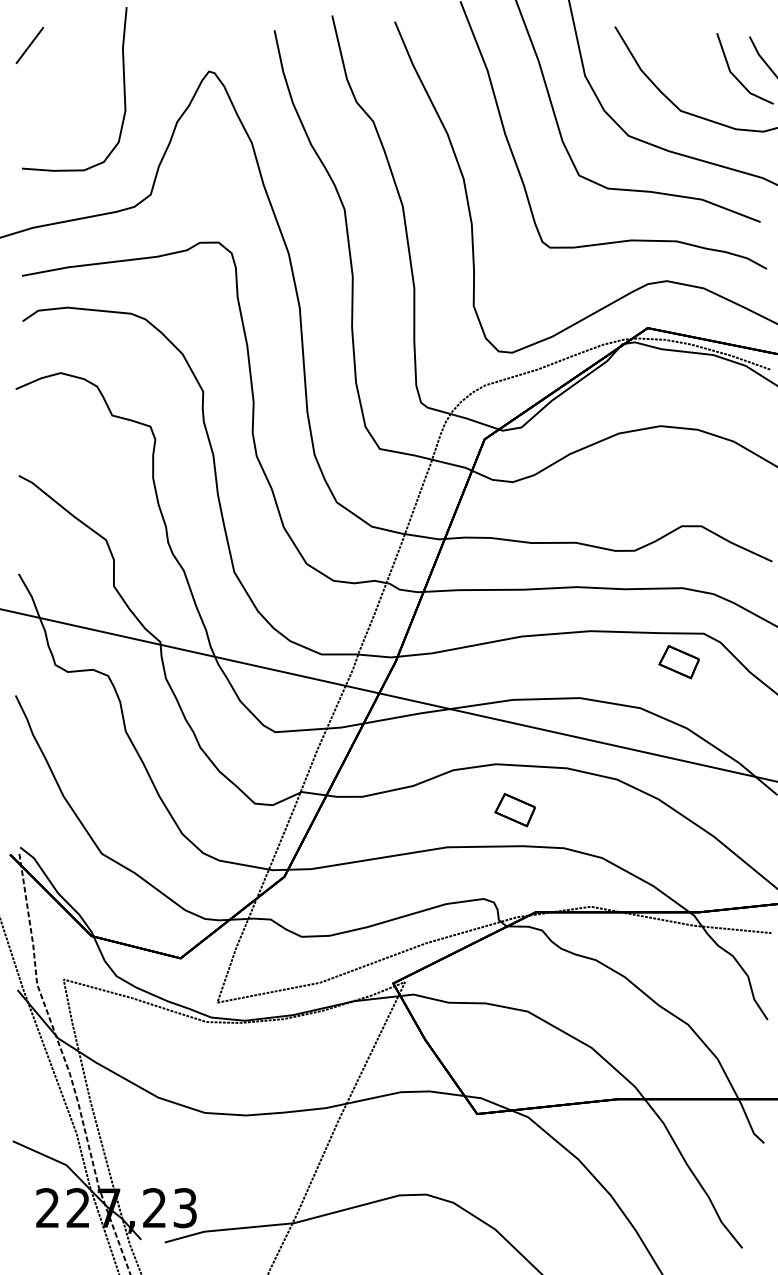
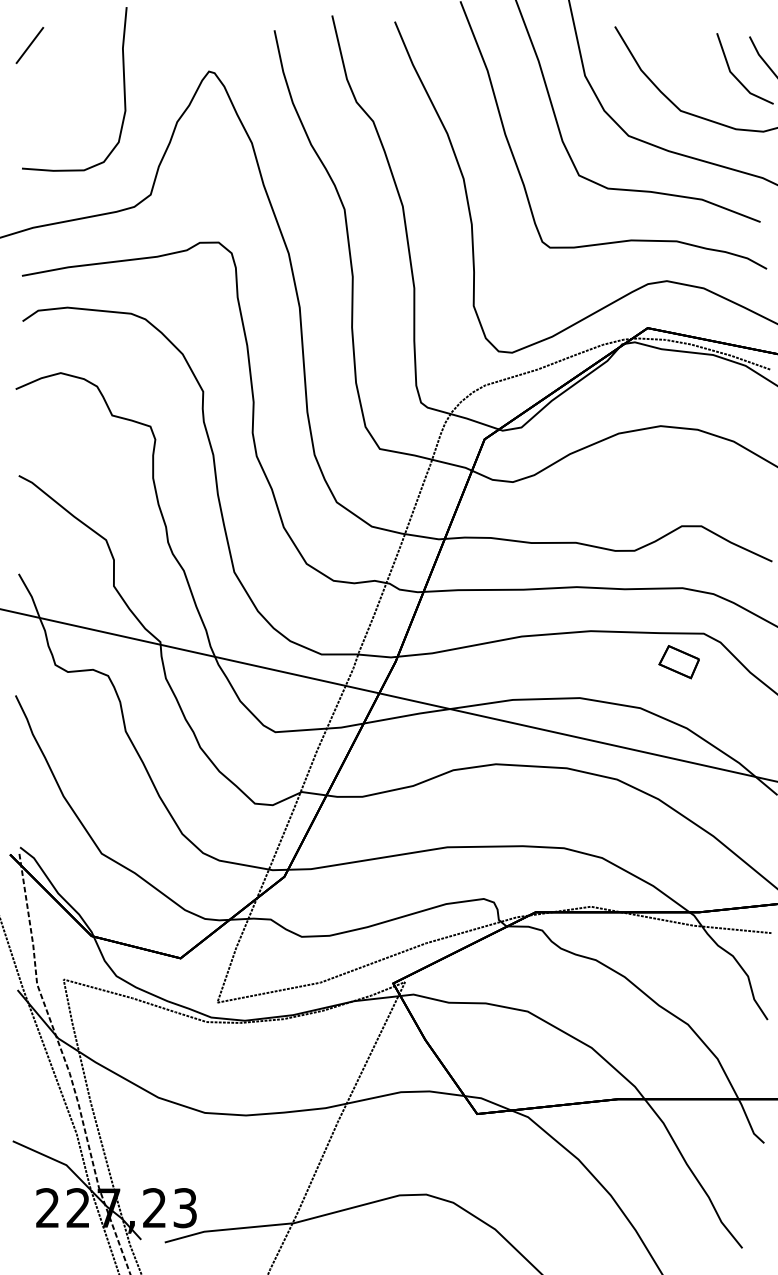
part: present -> none (514, 810)
